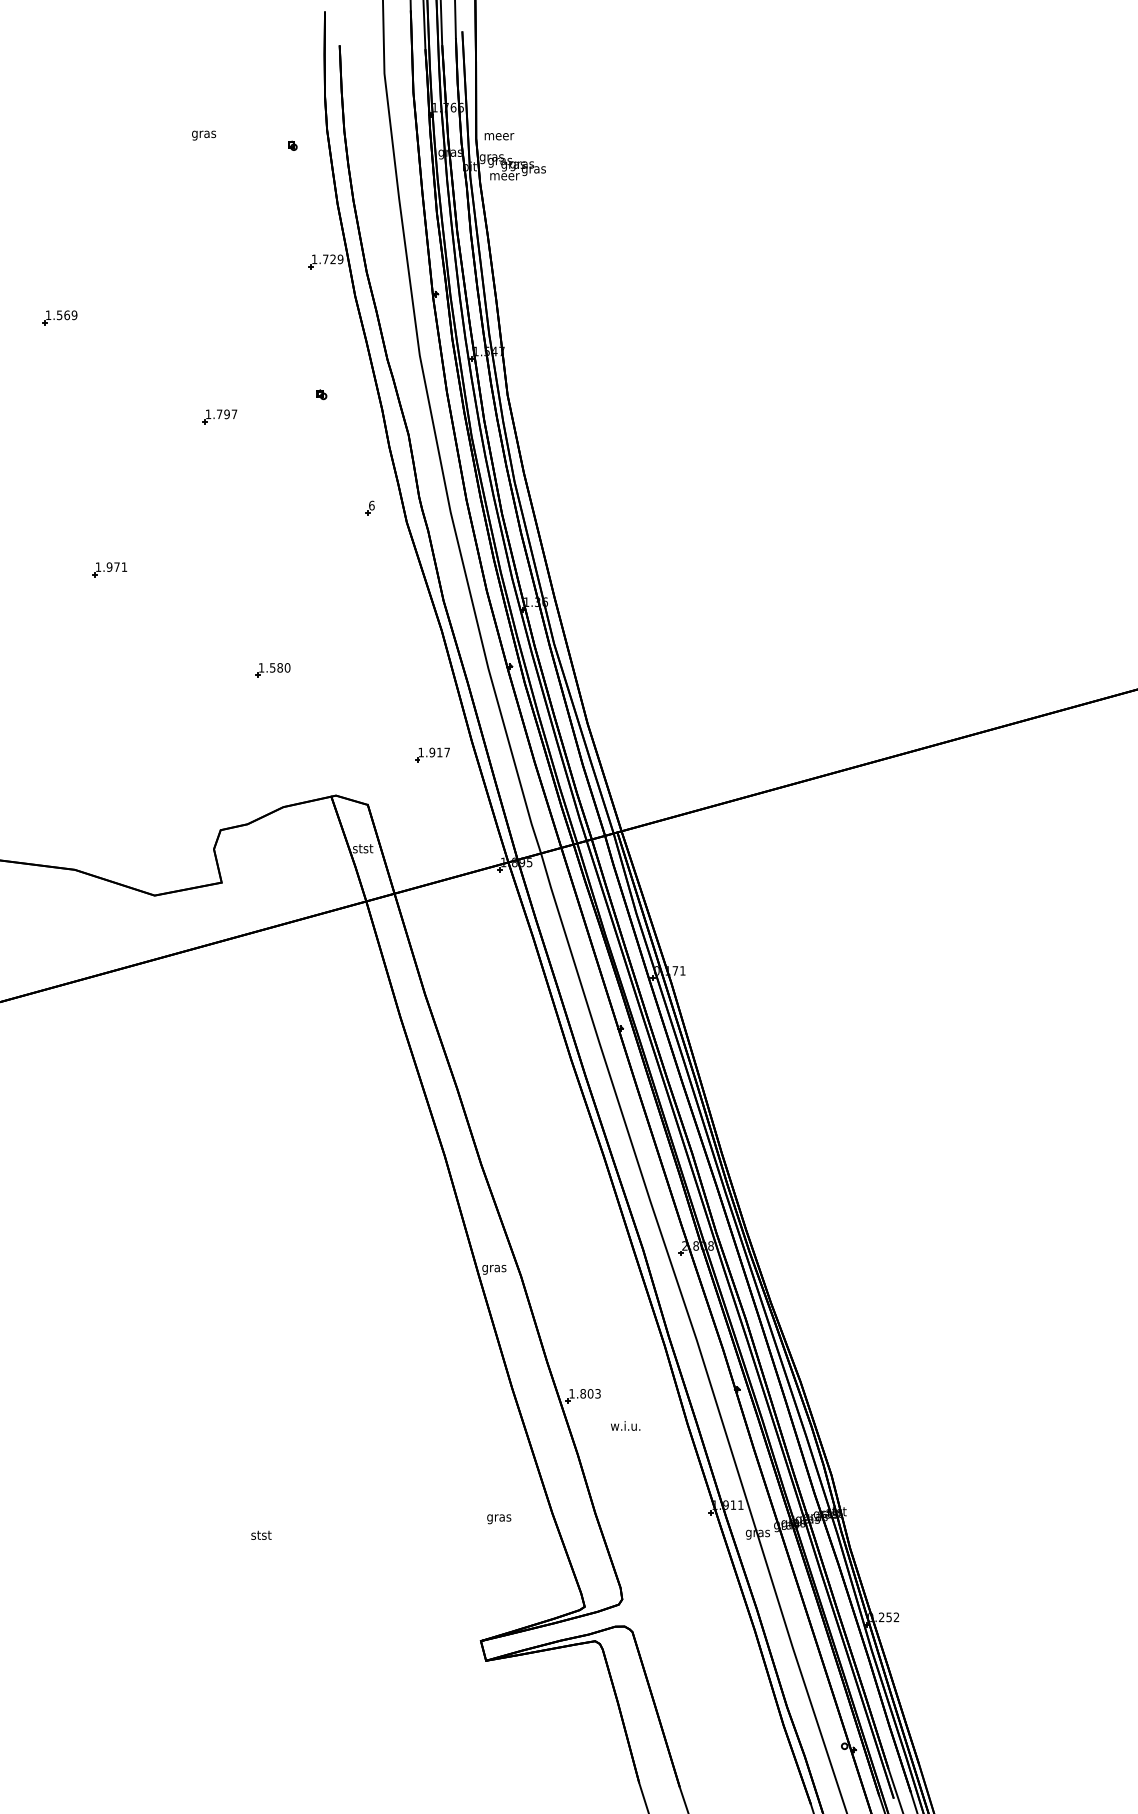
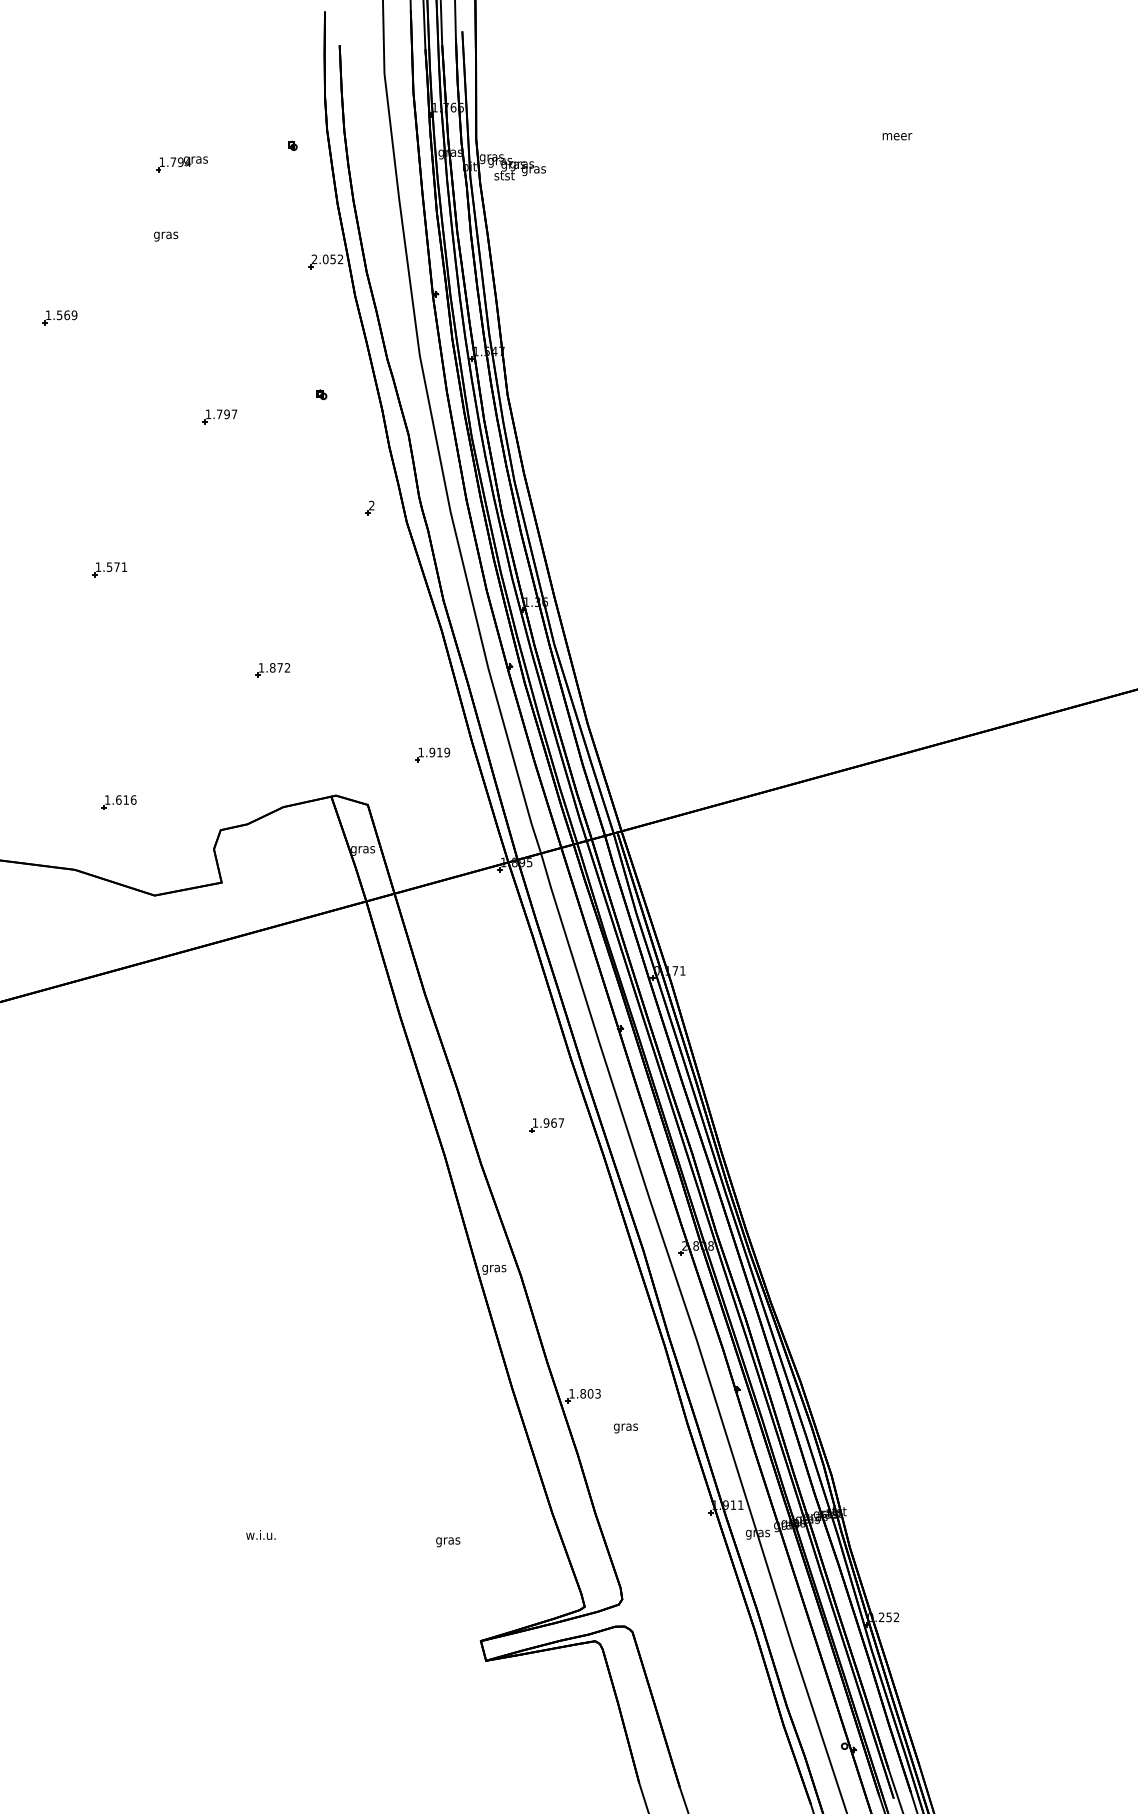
text position: (203, 135) -> (165, 236) (165, 236)
text position: (499, 136) -> (897, 136) (897, 136)
part: none -> present (181, 164)
text: meer -> stst (504, 175)
text: 1.729 -> 2.052 (327, 259)
text: 6 -> 2 (371, 505)
text: 1.971 -> 1.571 (109, 566)
text: 1.580 -> 1.872 (280, 667)
text: 1.917 -> 1.919 (447, 752)
part: none -> present (118, 802)
text: stst -> gras (362, 849)
part: none -> present (546, 1125)
text: w.i.u. -> gras (625, 1427)
text position: (499, 1519) -> (448, 1542) (448, 1542)
text: stst -> w.i.u. (260, 1534)
